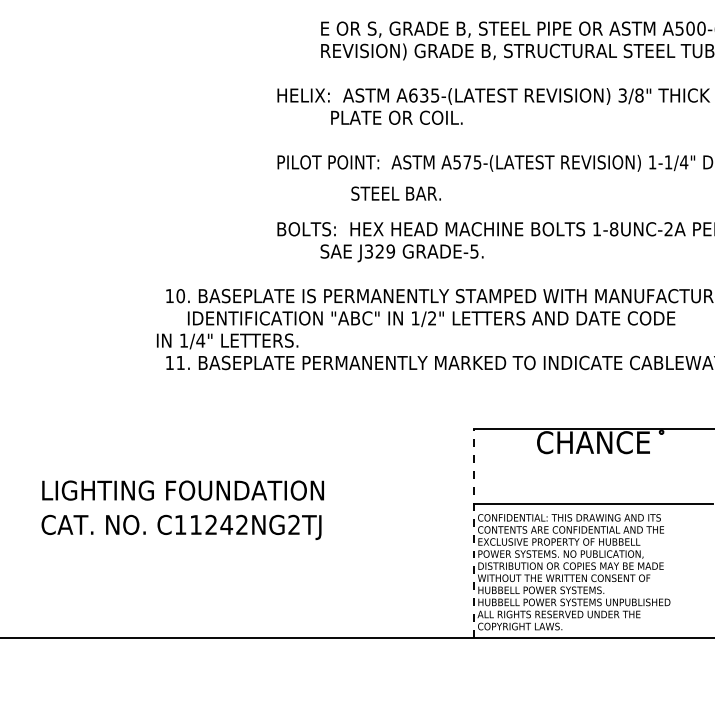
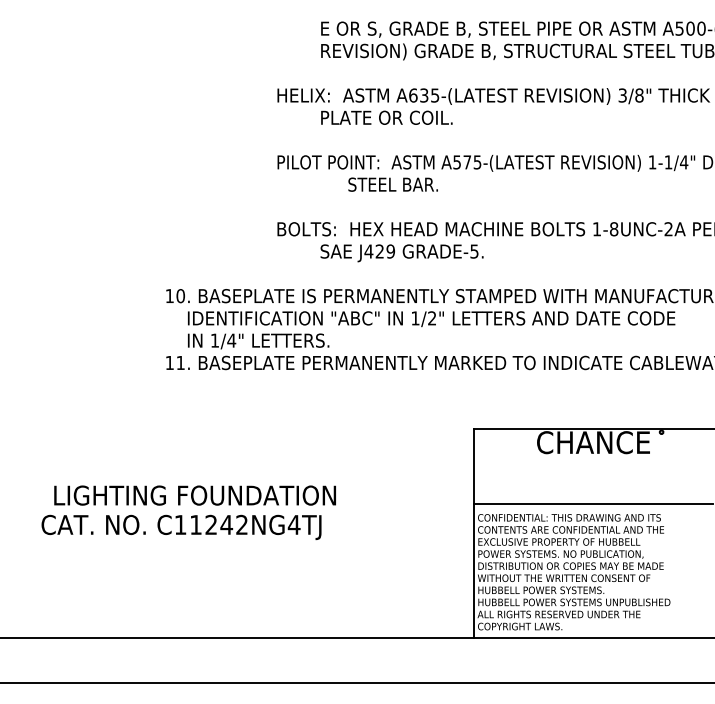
text position: (396, 117) -> (386, 117) (386, 117)
text position: (395, 193) -> (392, 184) (392, 184)
text: J329 -> J429 (368, 251)
text position: (227, 341) -> (258, 341) (258, 341)
text position: (182, 490) -> (194, 495) (194, 495)
text: C11242NG2TJ -> C11242NG4TJ (293, 524)
line: dashed -> solid (474, 533)
line: none -> present (356, 682)
